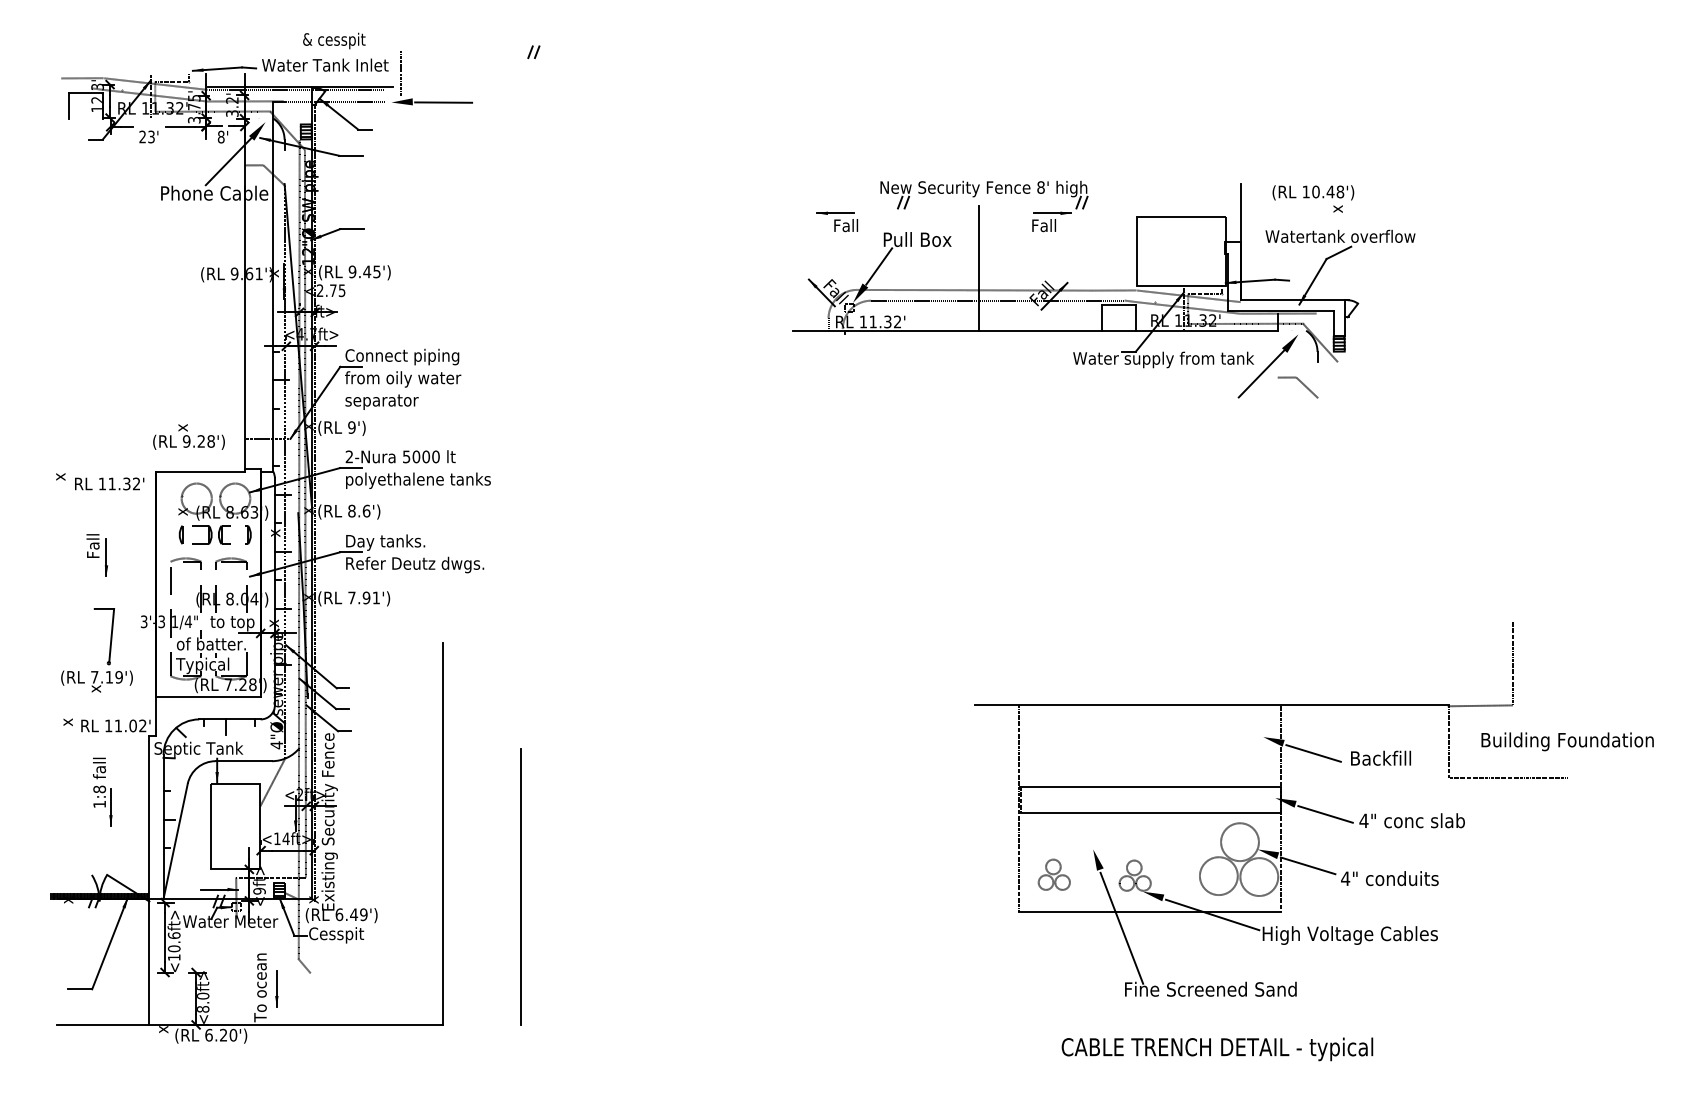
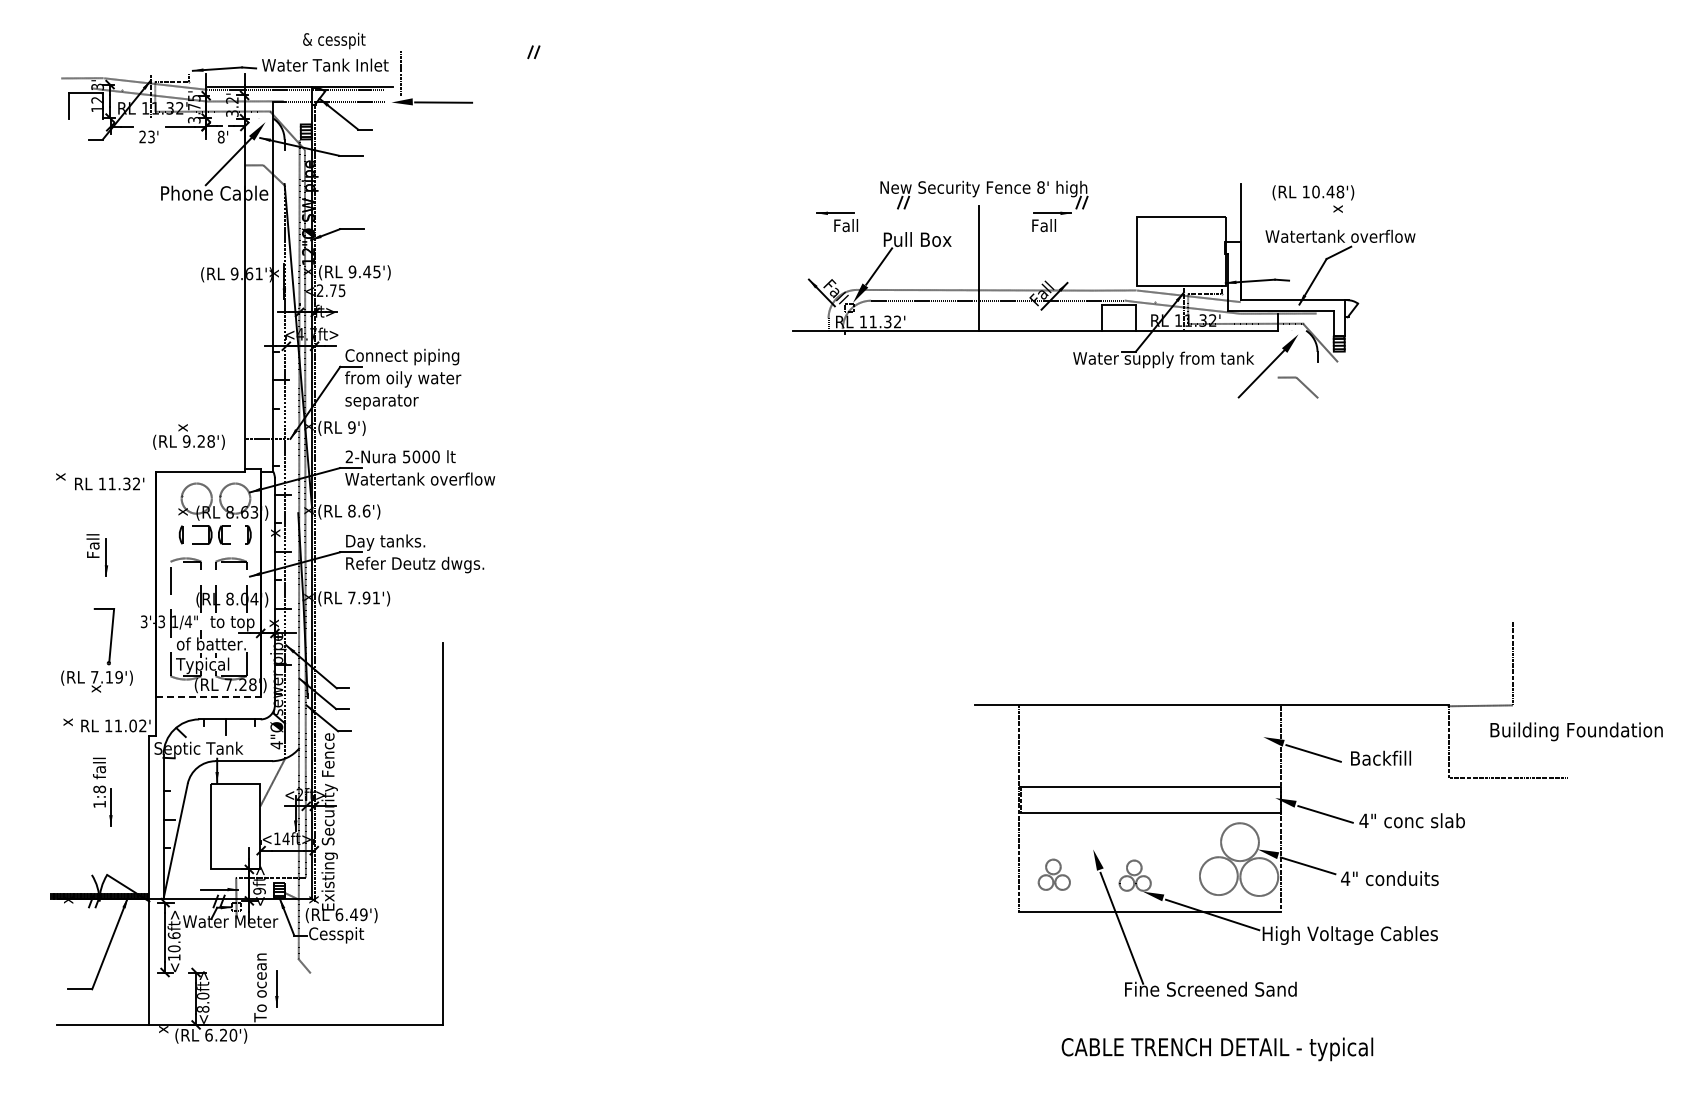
text: polyethalene tanks -> Watertank overflow (420, 480)
line: solid -> dashed (209, 696)
text position: (1567, 741) -> (1576, 731) (1576, 731)
line: present -> none (520, 887)
